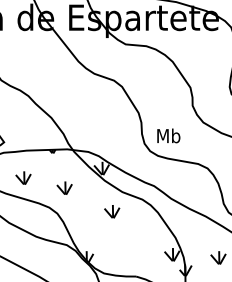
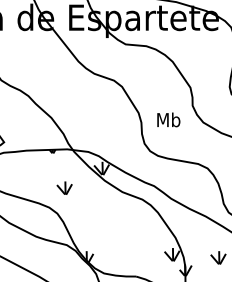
text position: (168, 135) -> (168, 119) (168, 119)
part: present -> none (23, 177)
part: present -> none (112, 211)
